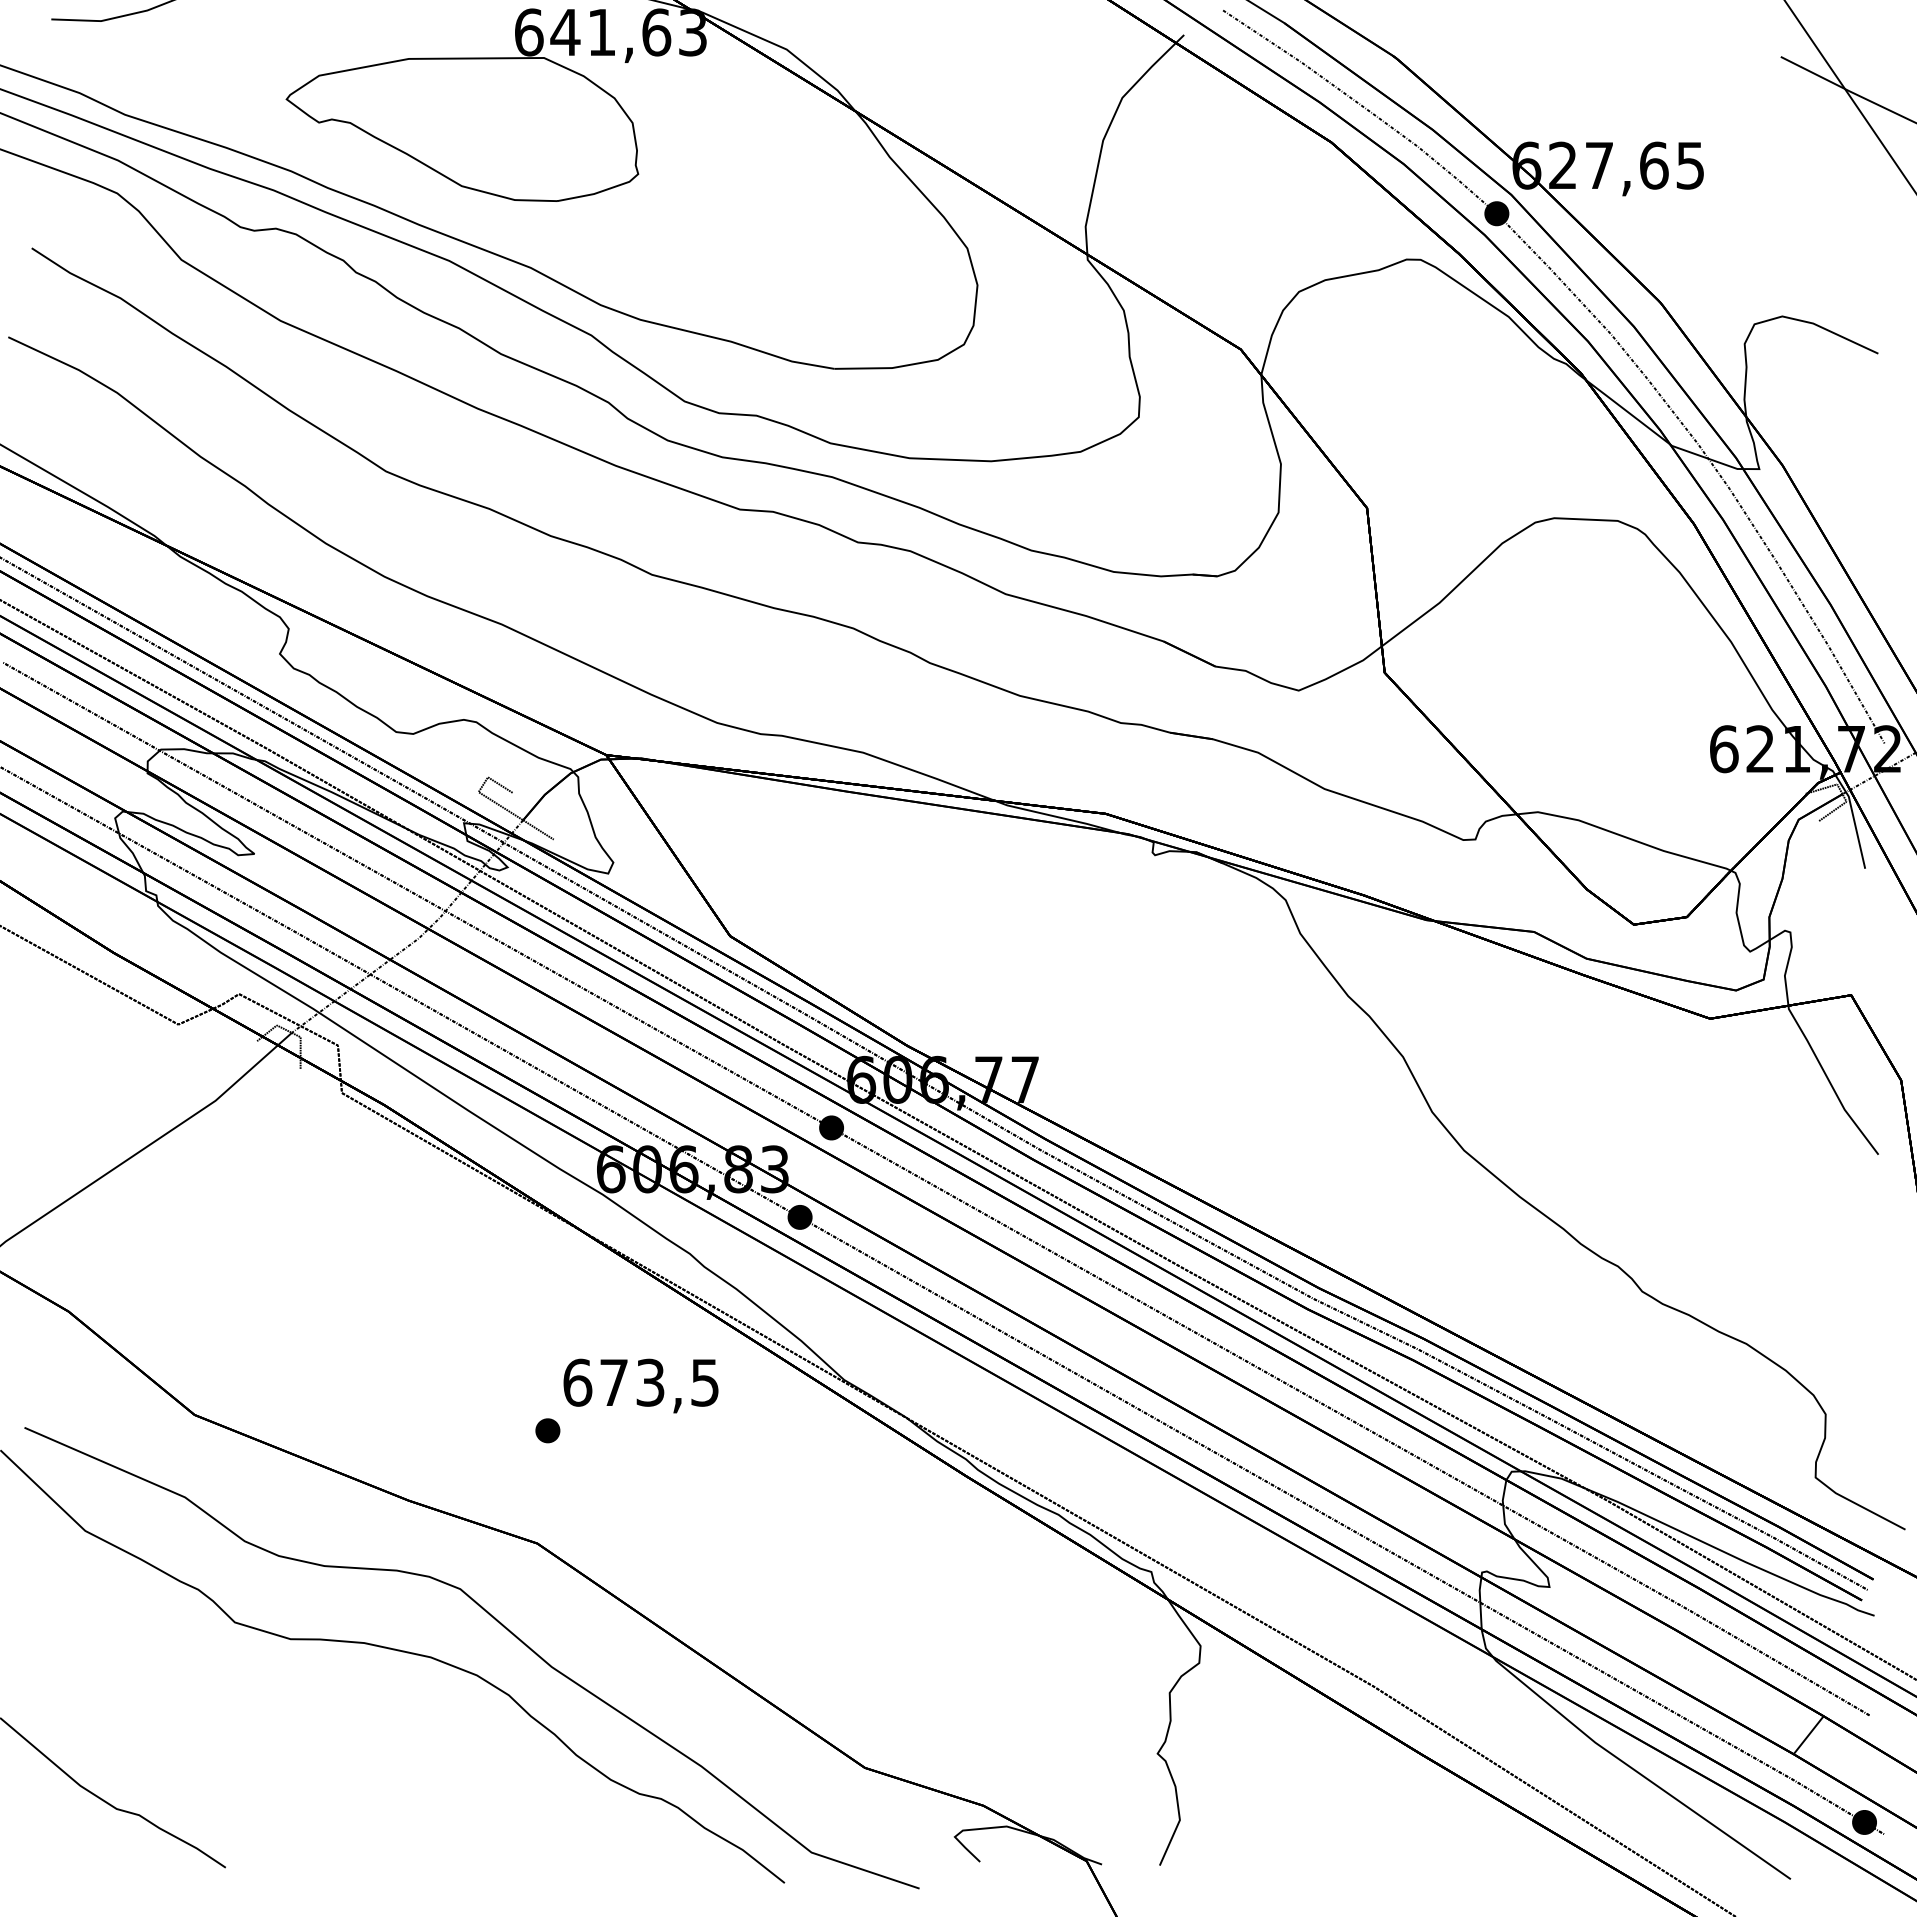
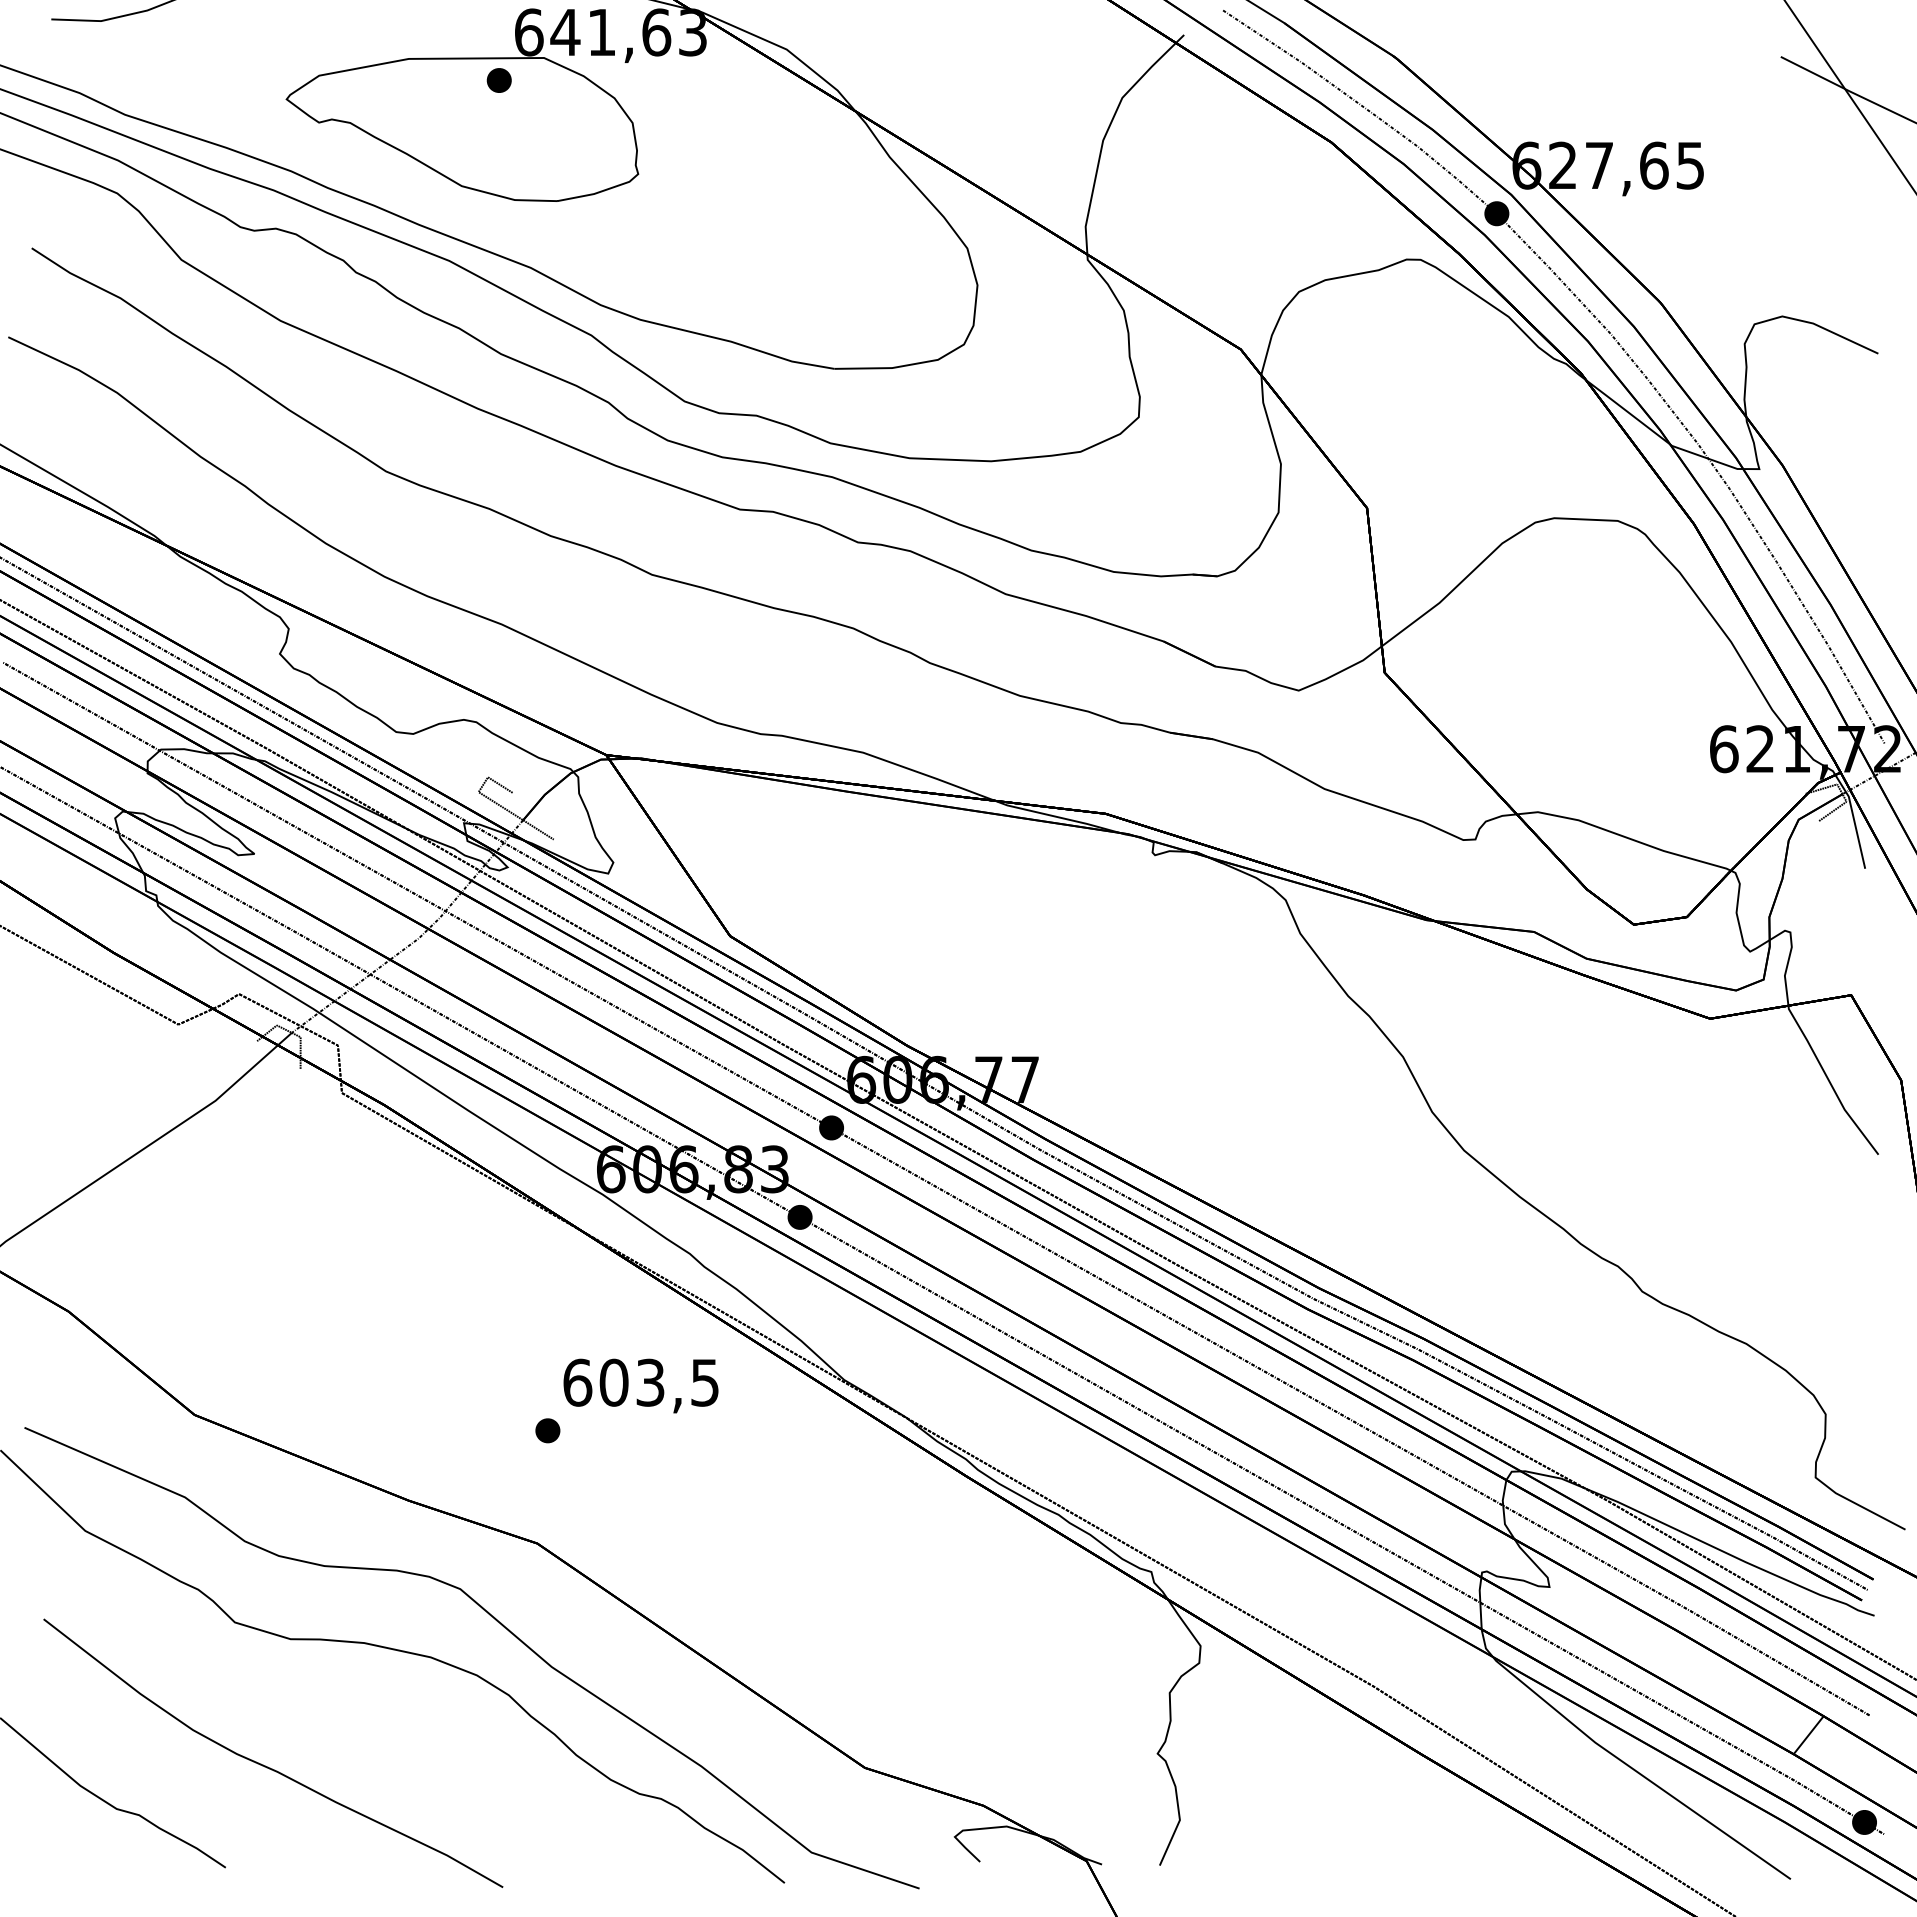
part: none -> present (498, 80)
text: 673,5 -> 603,5 (613, 1382)
curve: none -> present (267, 1766)
